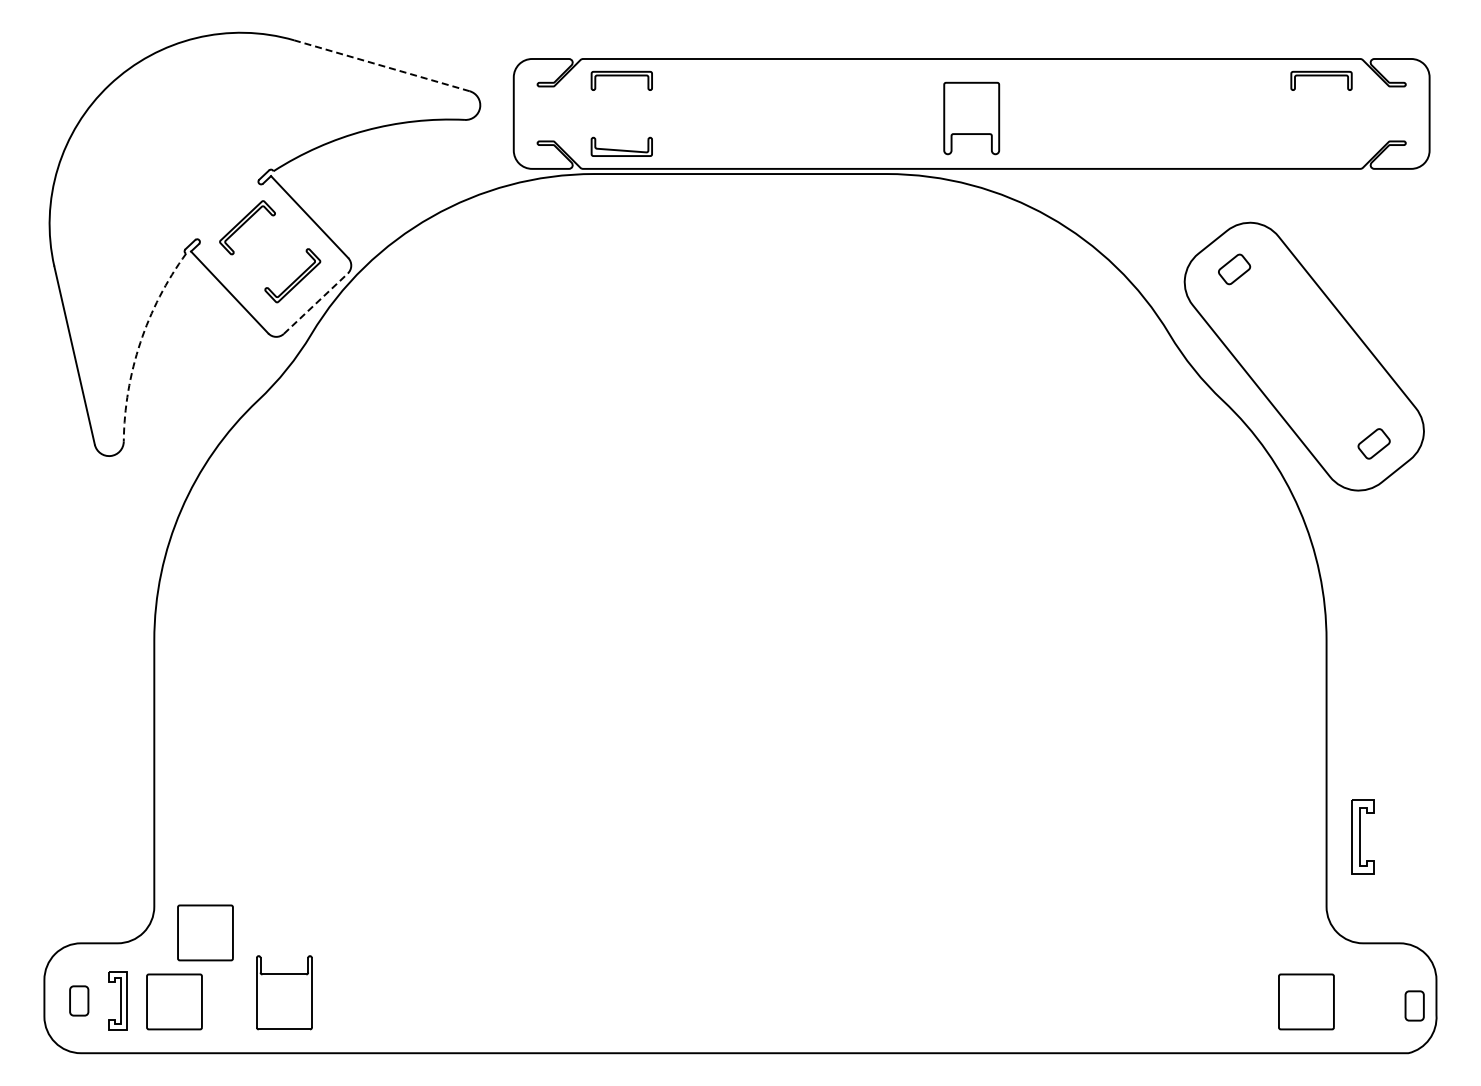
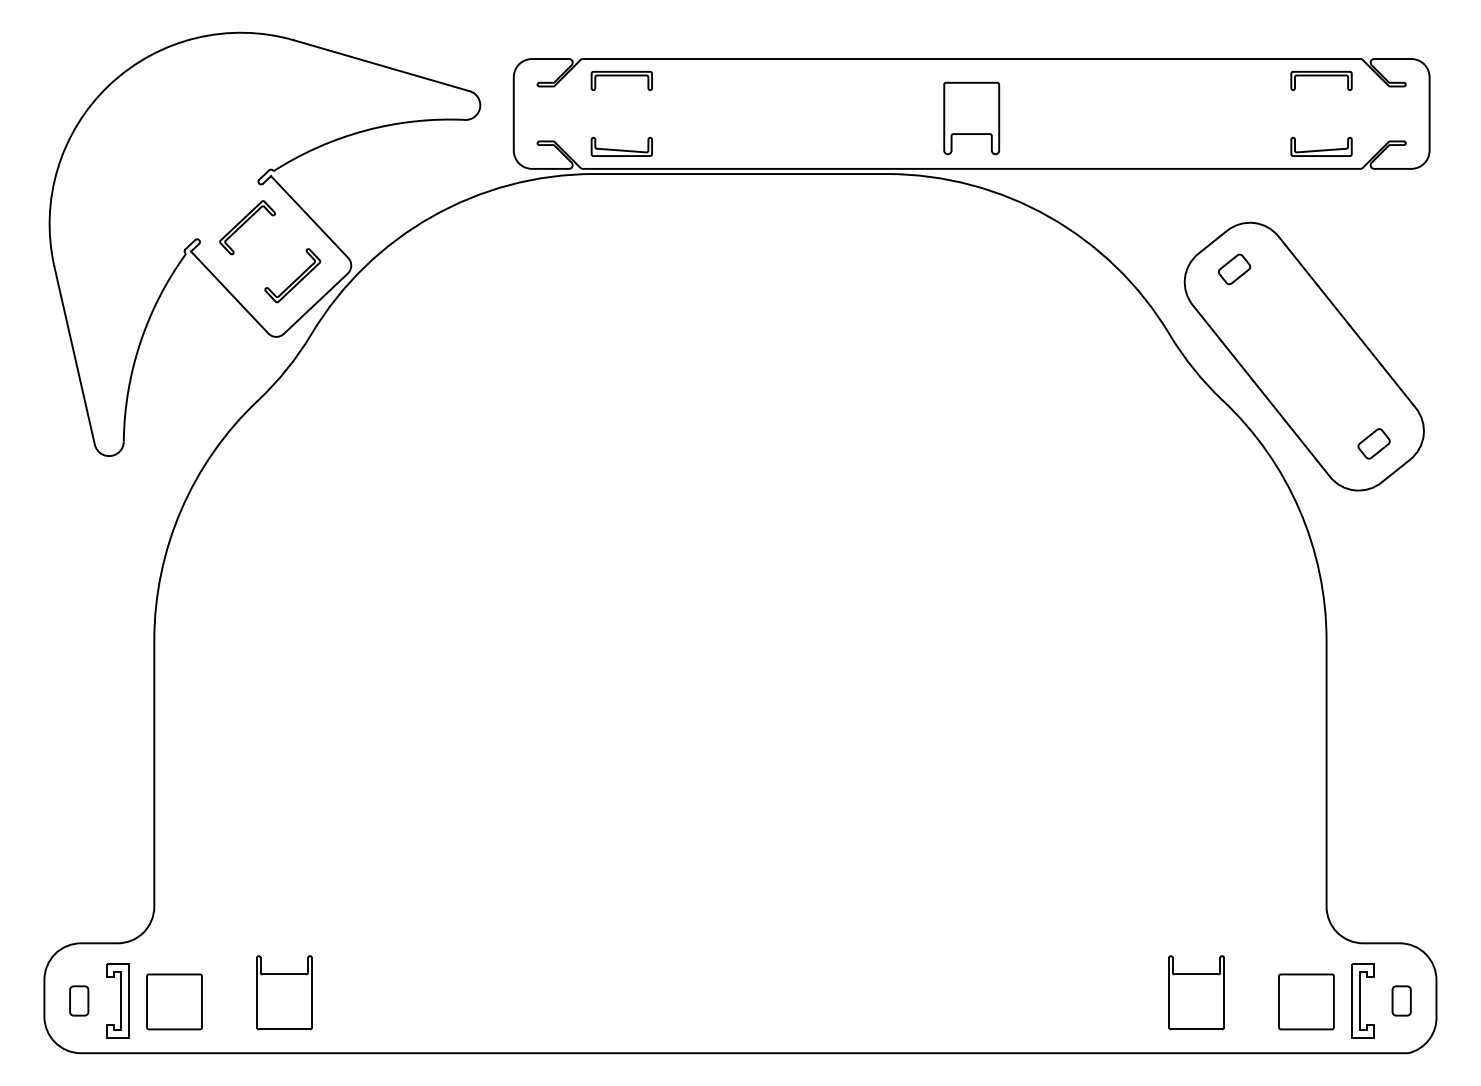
line: dashed -> solid (381, 65)
part: none -> present (1321, 146)
line: dashed -> solid (315, 303)
arc: dashed -> solid (140, 342)
part position: (1362, 836) -> (1362, 1000) (1362, 1000)
part: present -> none (205, 932)
part: none -> present (1196, 992)
part size: 20x60 px -> 24x76 px (117, 1000)
part position: (1414, 1005) -> (1401, 1000) (1401, 1000)
